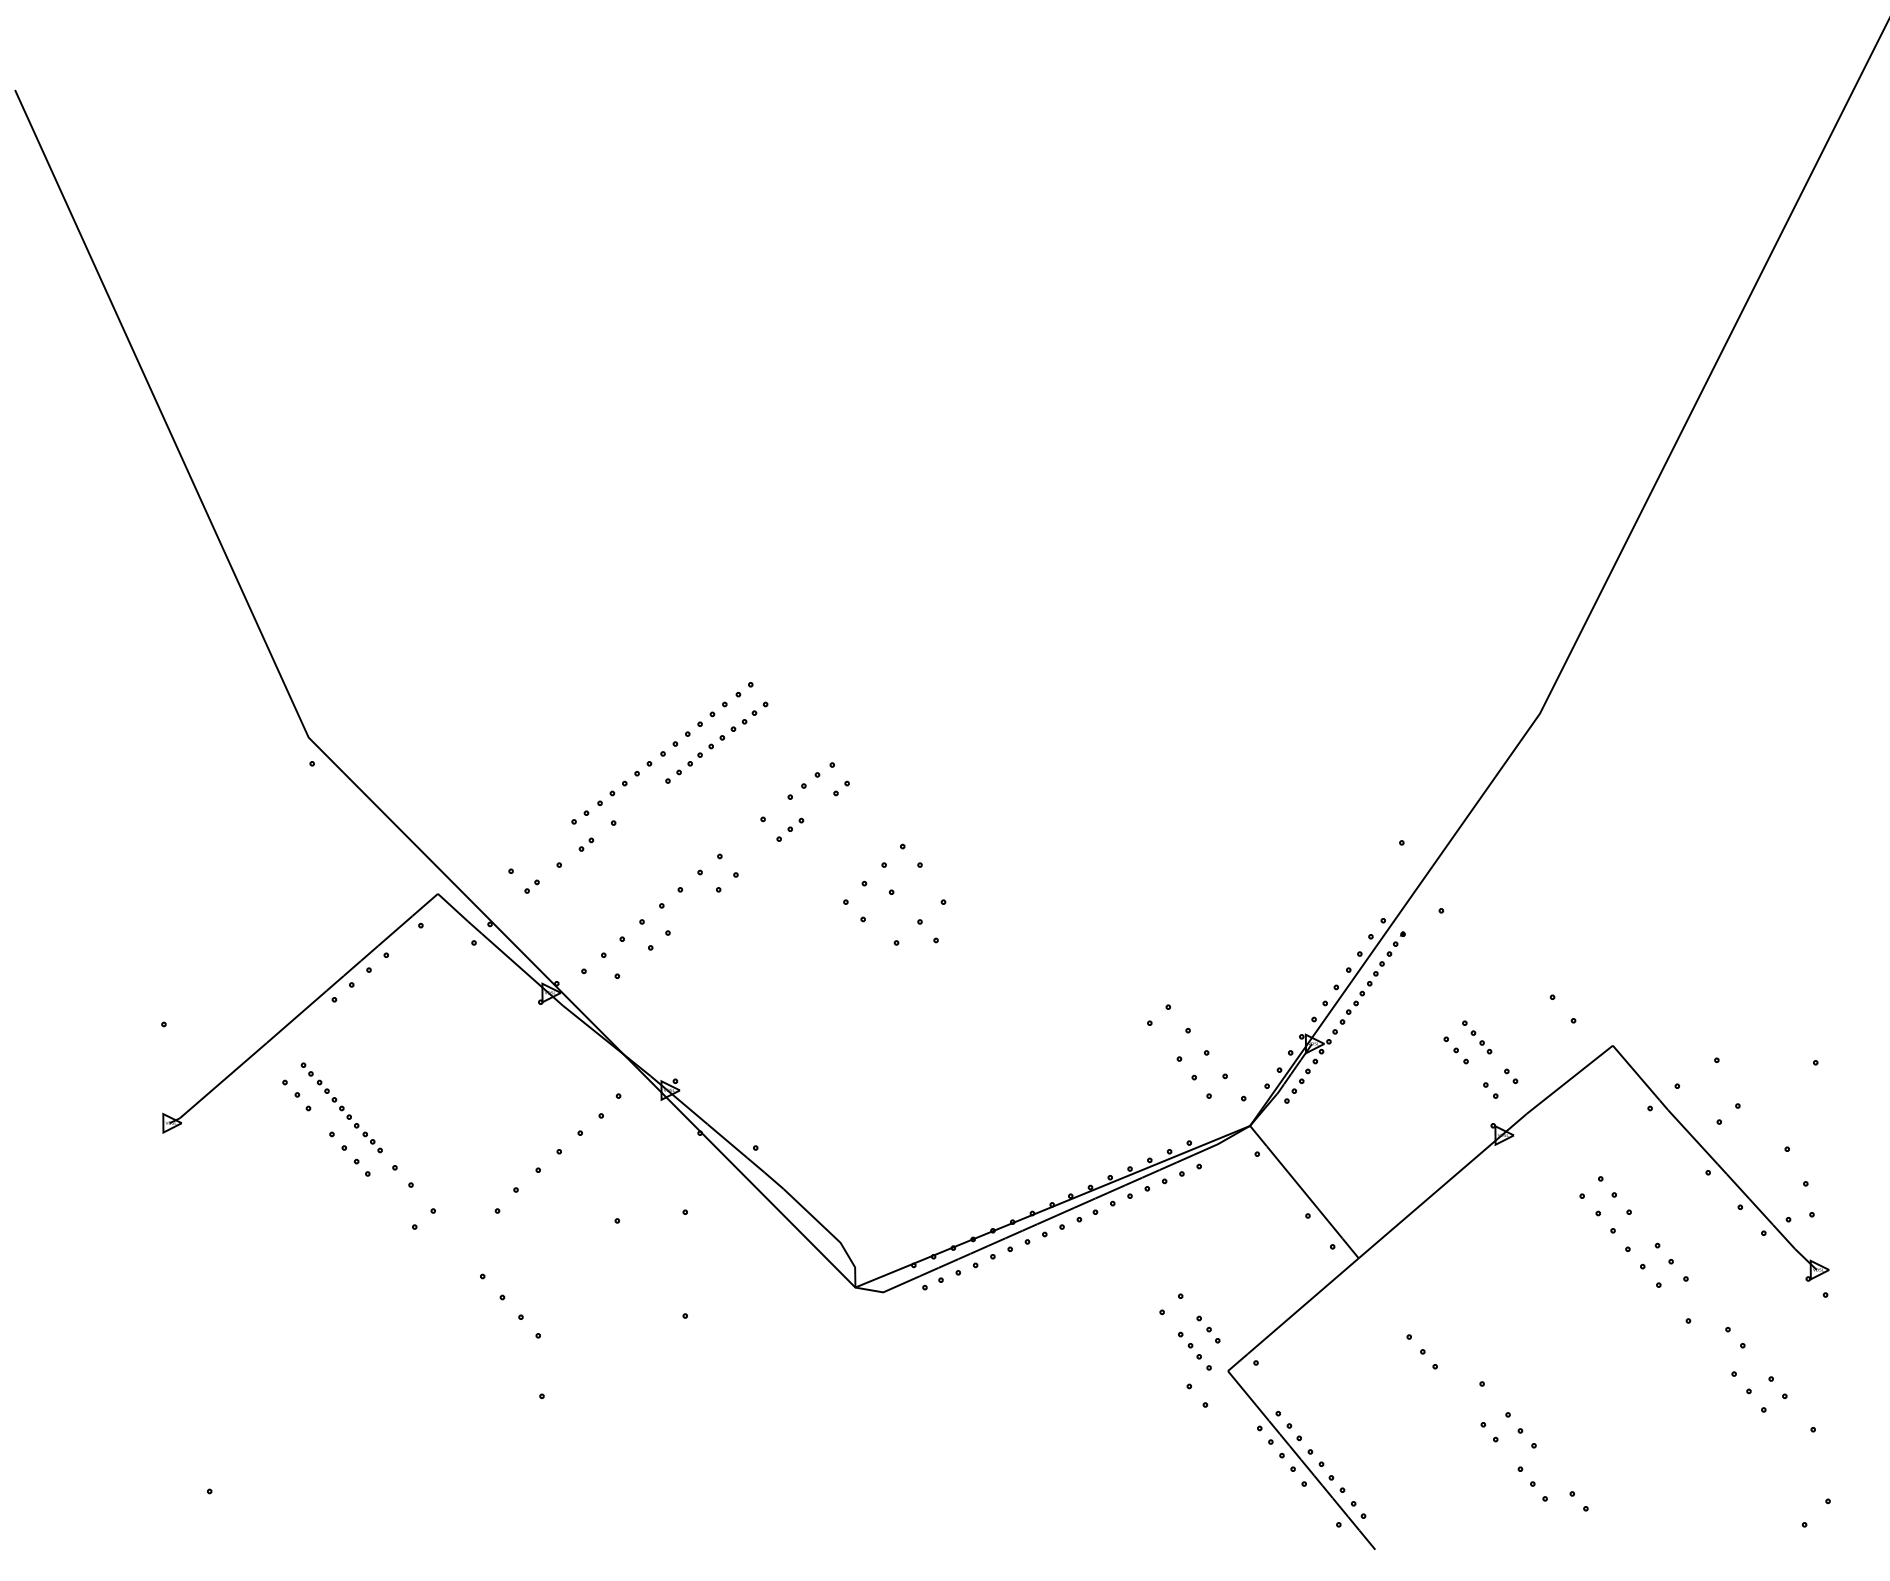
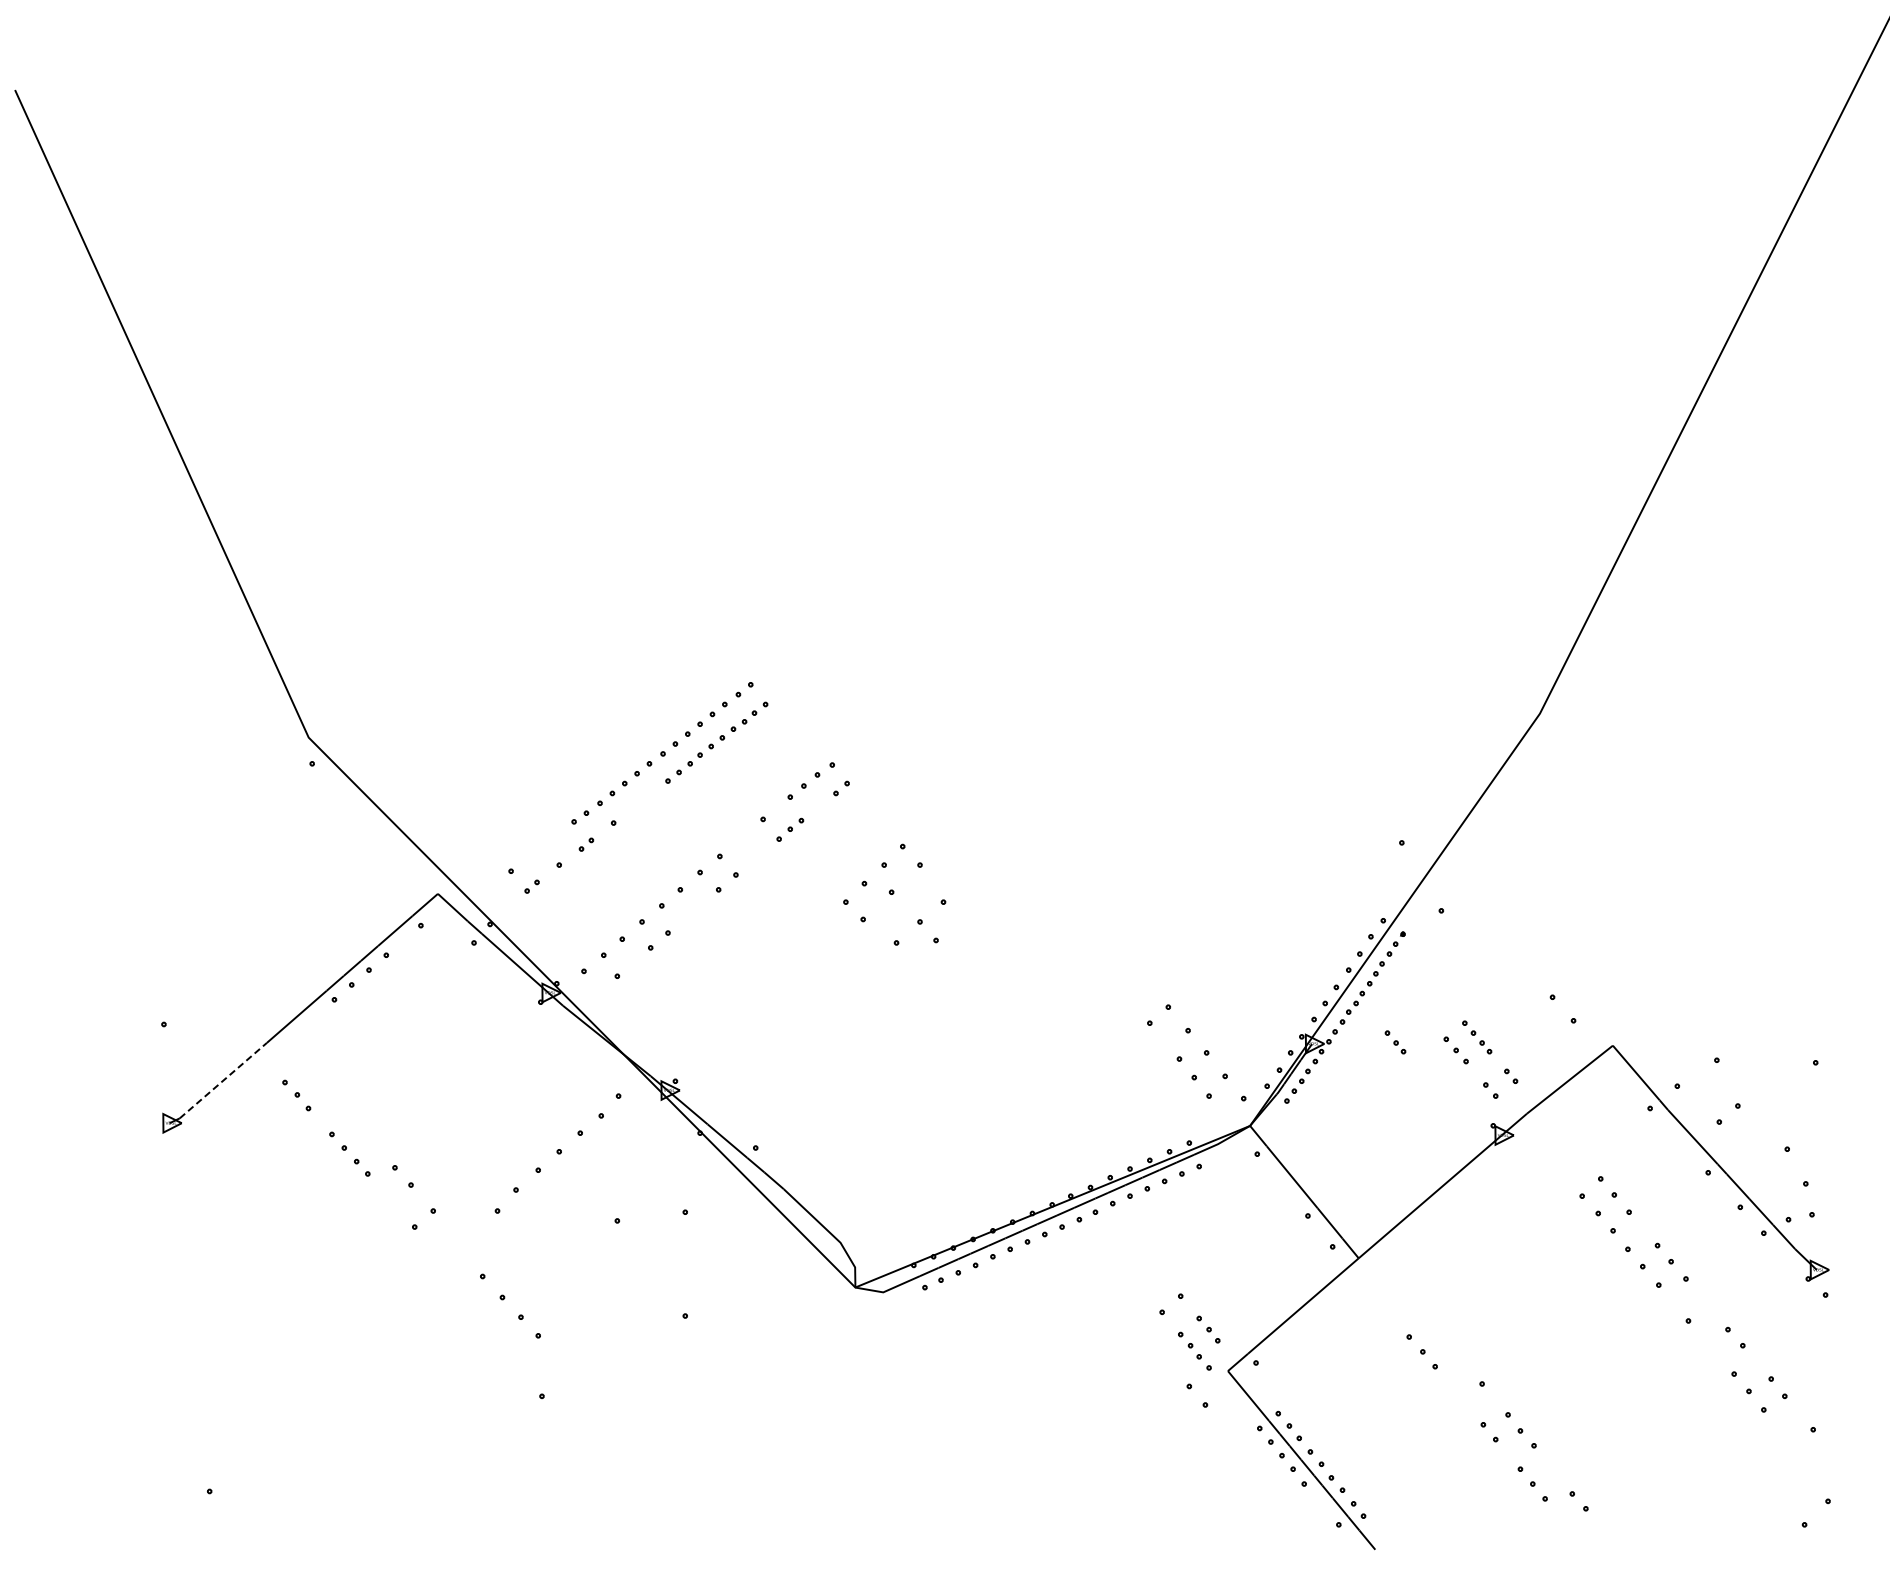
part: none -> present (1395, 1042)
line: solid -> dashed (223, 1080)
part: present -> none (341, 1107)
